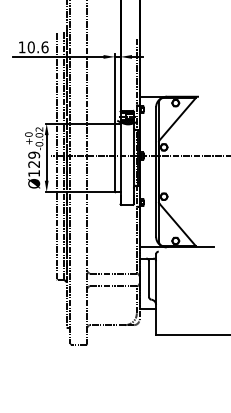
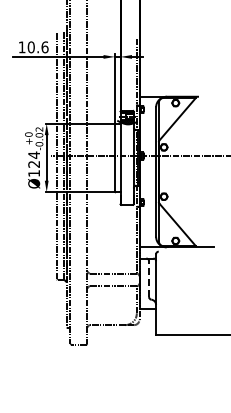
text: Ø129 -> Ø124 (34, 154)
line: solid -> dashed (149, 279)
